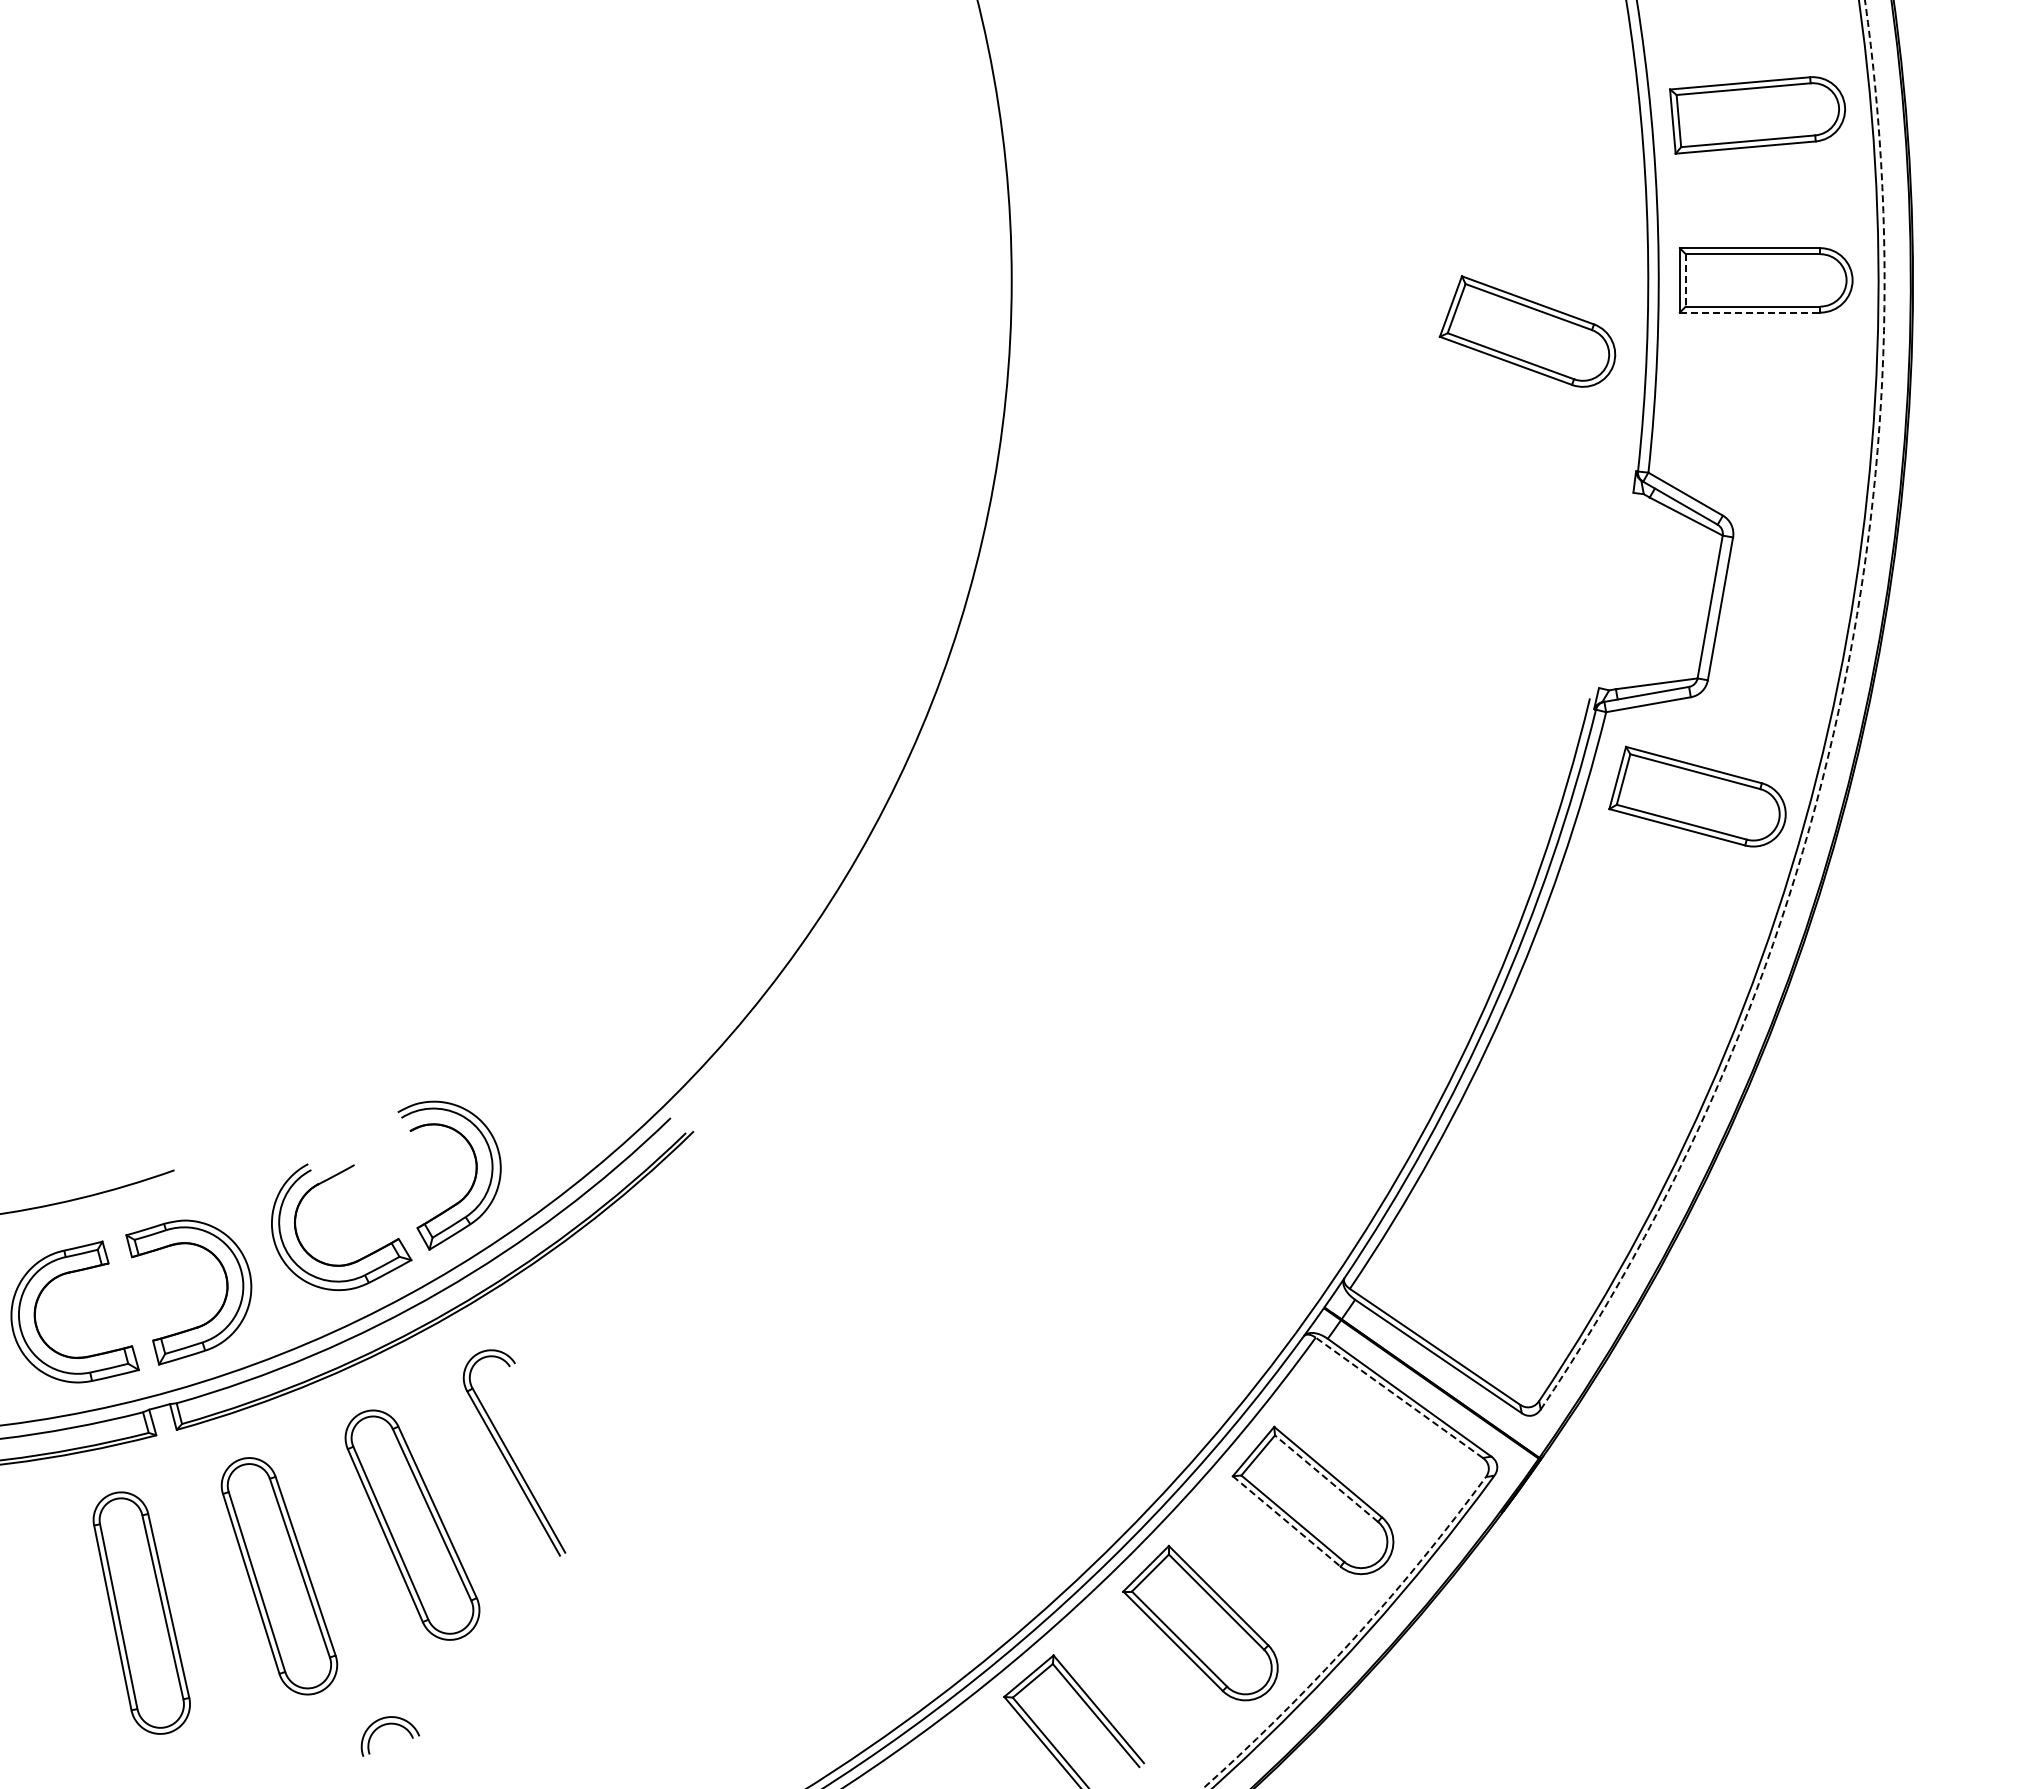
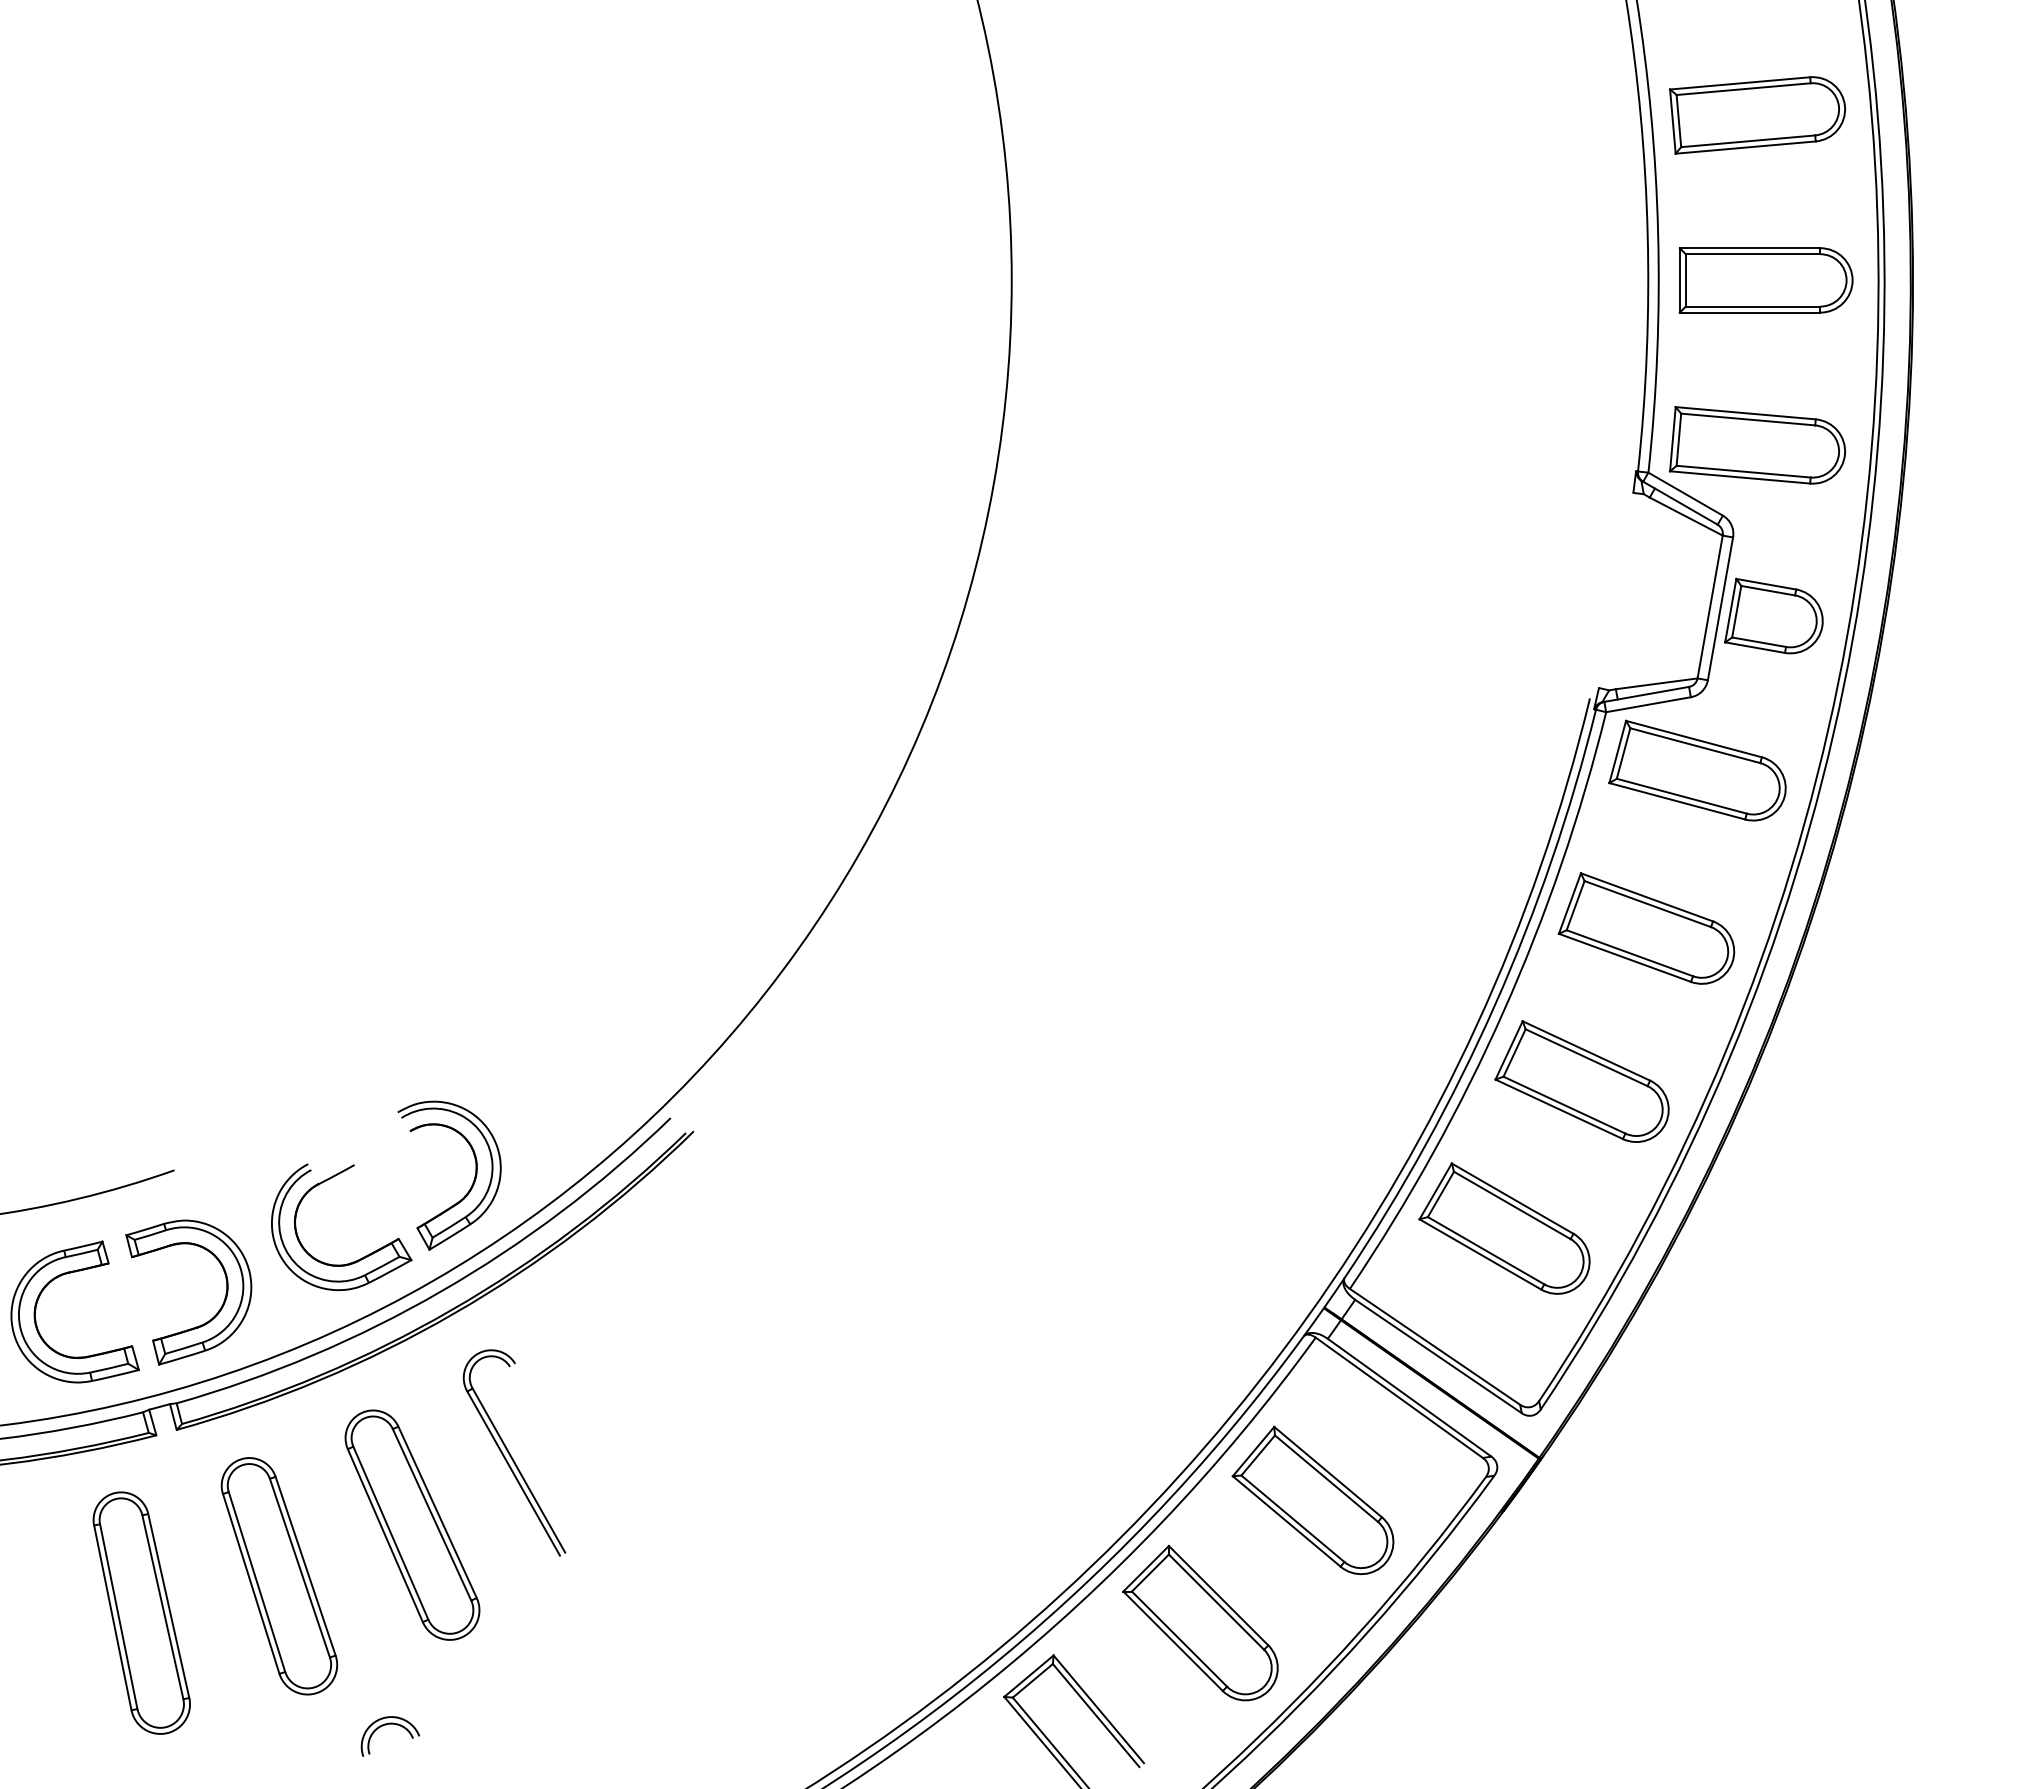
line: dashed -> solid (1685, 280)
line: dashed -> solid (1750, 312)
part position: (1527, 331) -> (1646, 928) (1646, 928)
part: none -> present (1757, 445)
part: none -> present (1773, 615)
arc: dashed -> solid (1833, 734)
part position: (1697, 796) -> (1697, 770) (1697, 770)
part: none -> present (1581, 1081)
part: none -> present (1504, 1228)
line: dashed -> solid (1398, 1397)
line: dashed -> solid (1326, 1478)
line: dashed -> solid (1287, 1521)
arc: dashed -> solid (1352, 1640)
